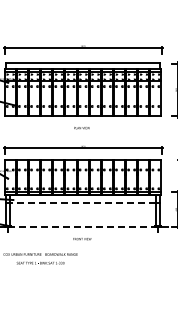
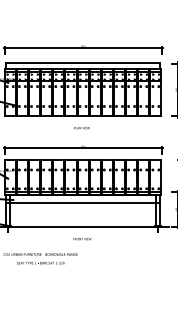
line: dashed -> solid (83, 203)
line: dashed -> solid (84, 227)
